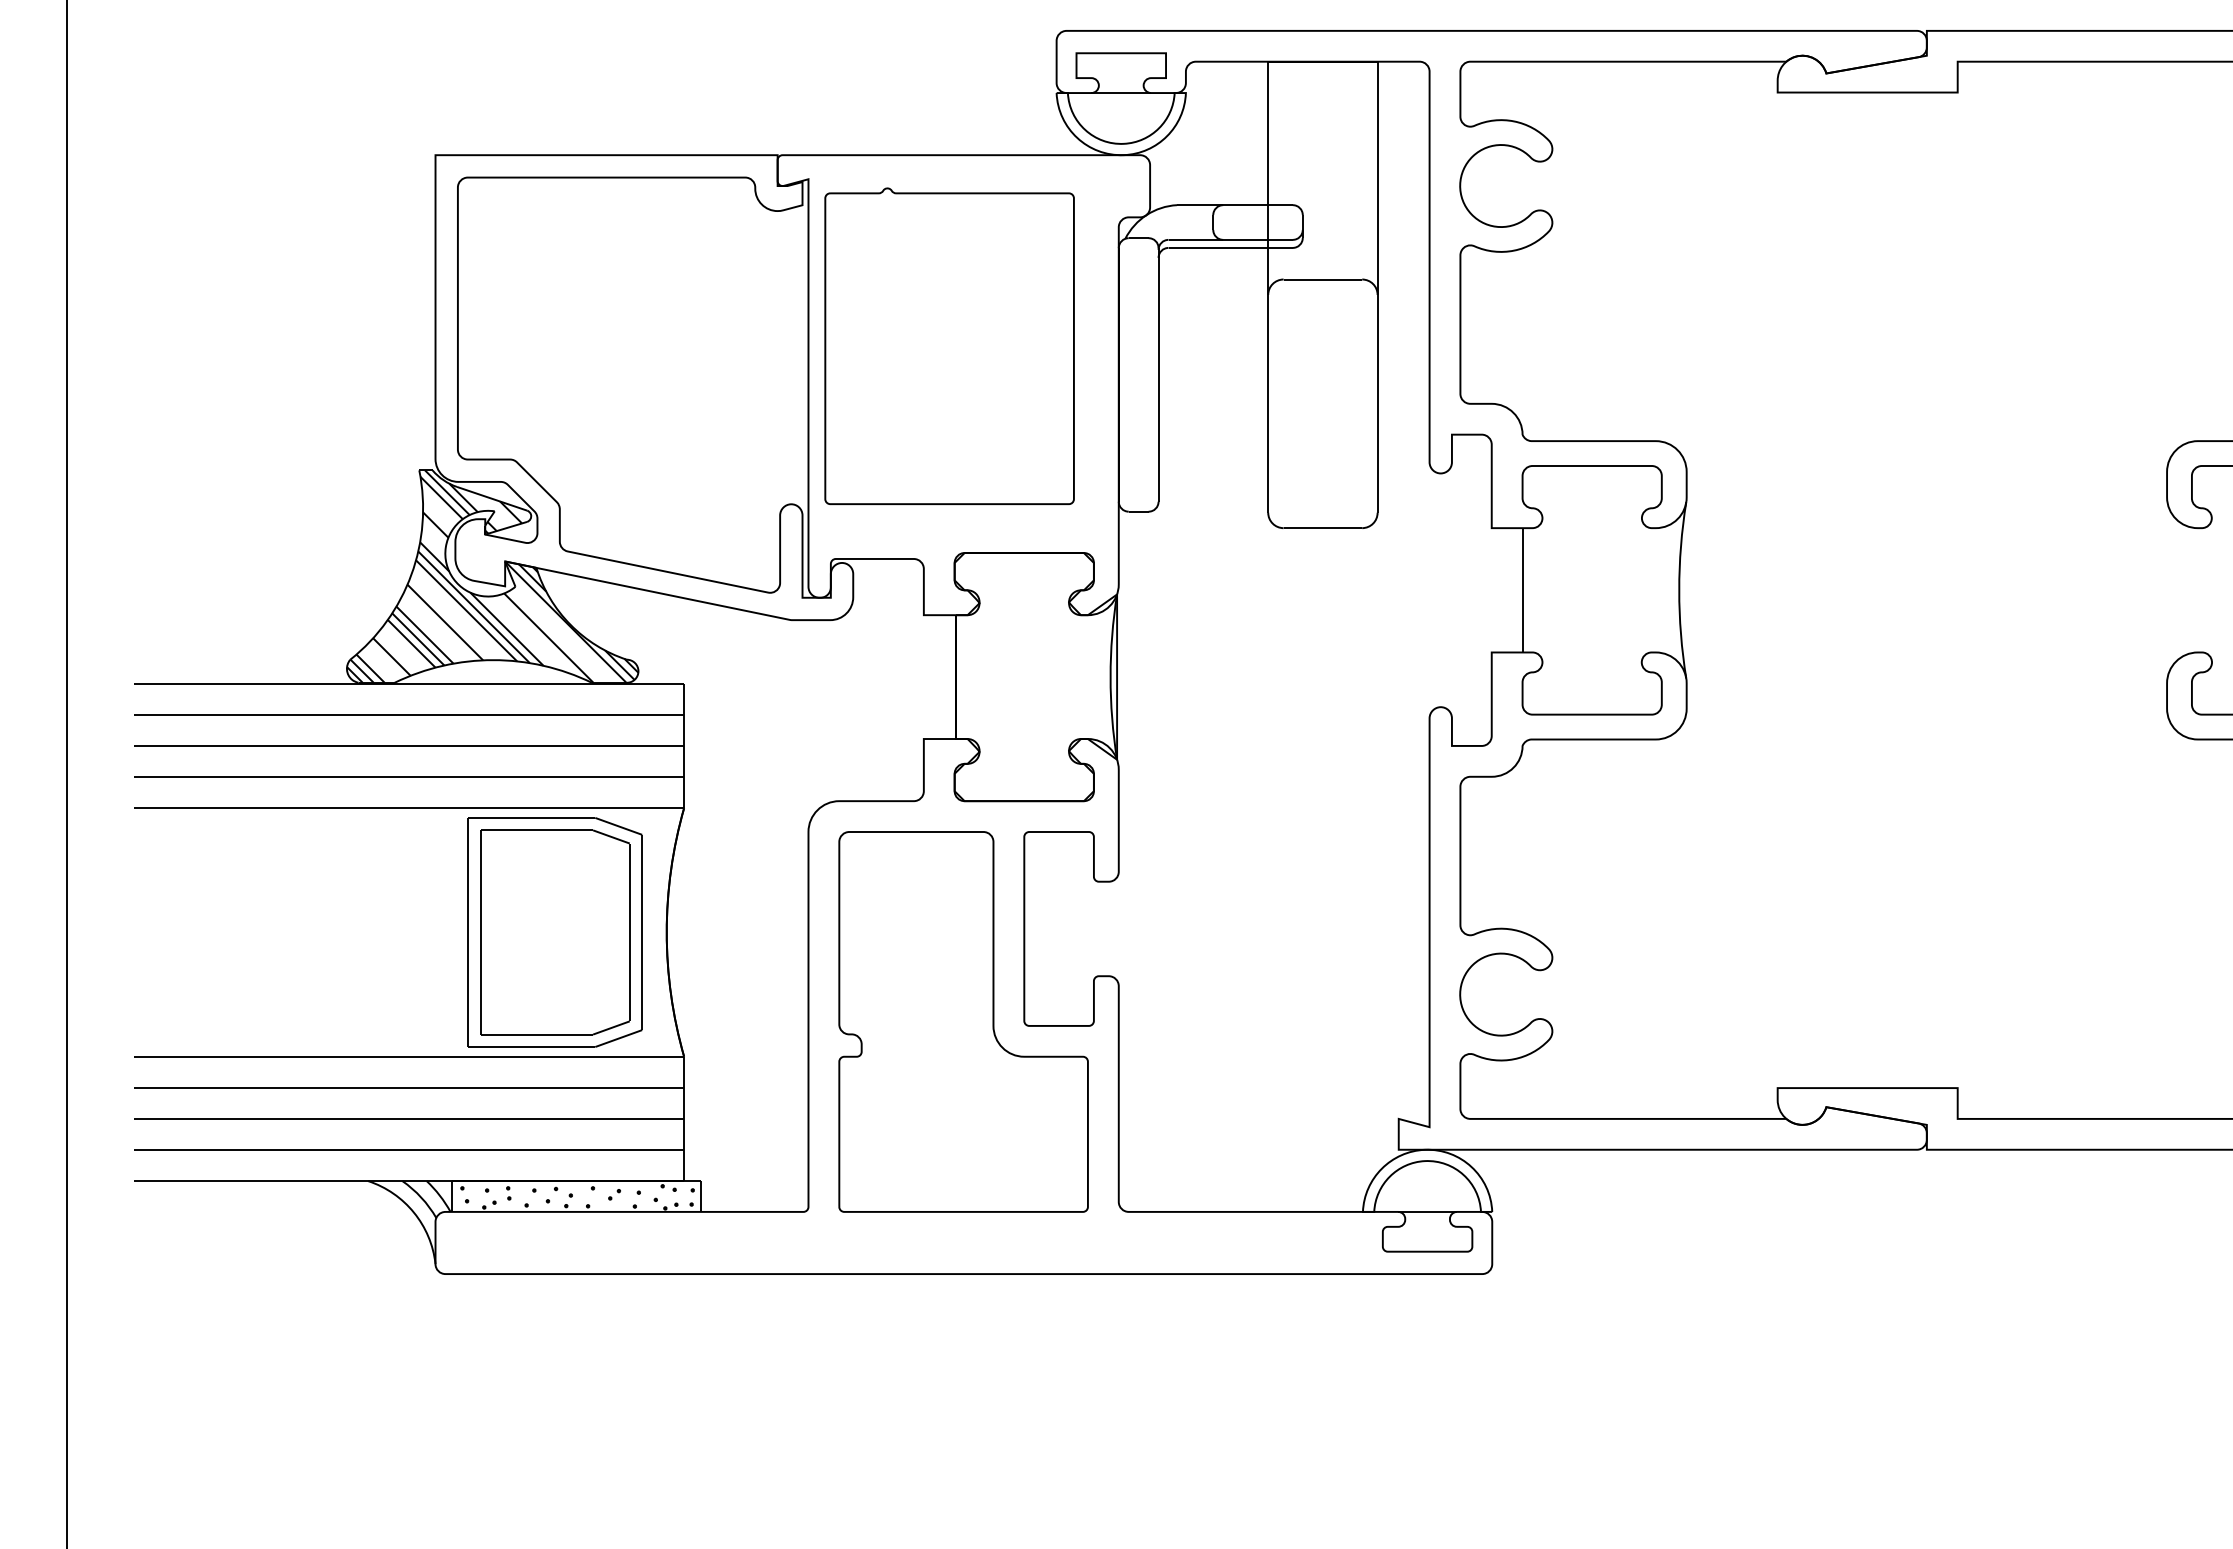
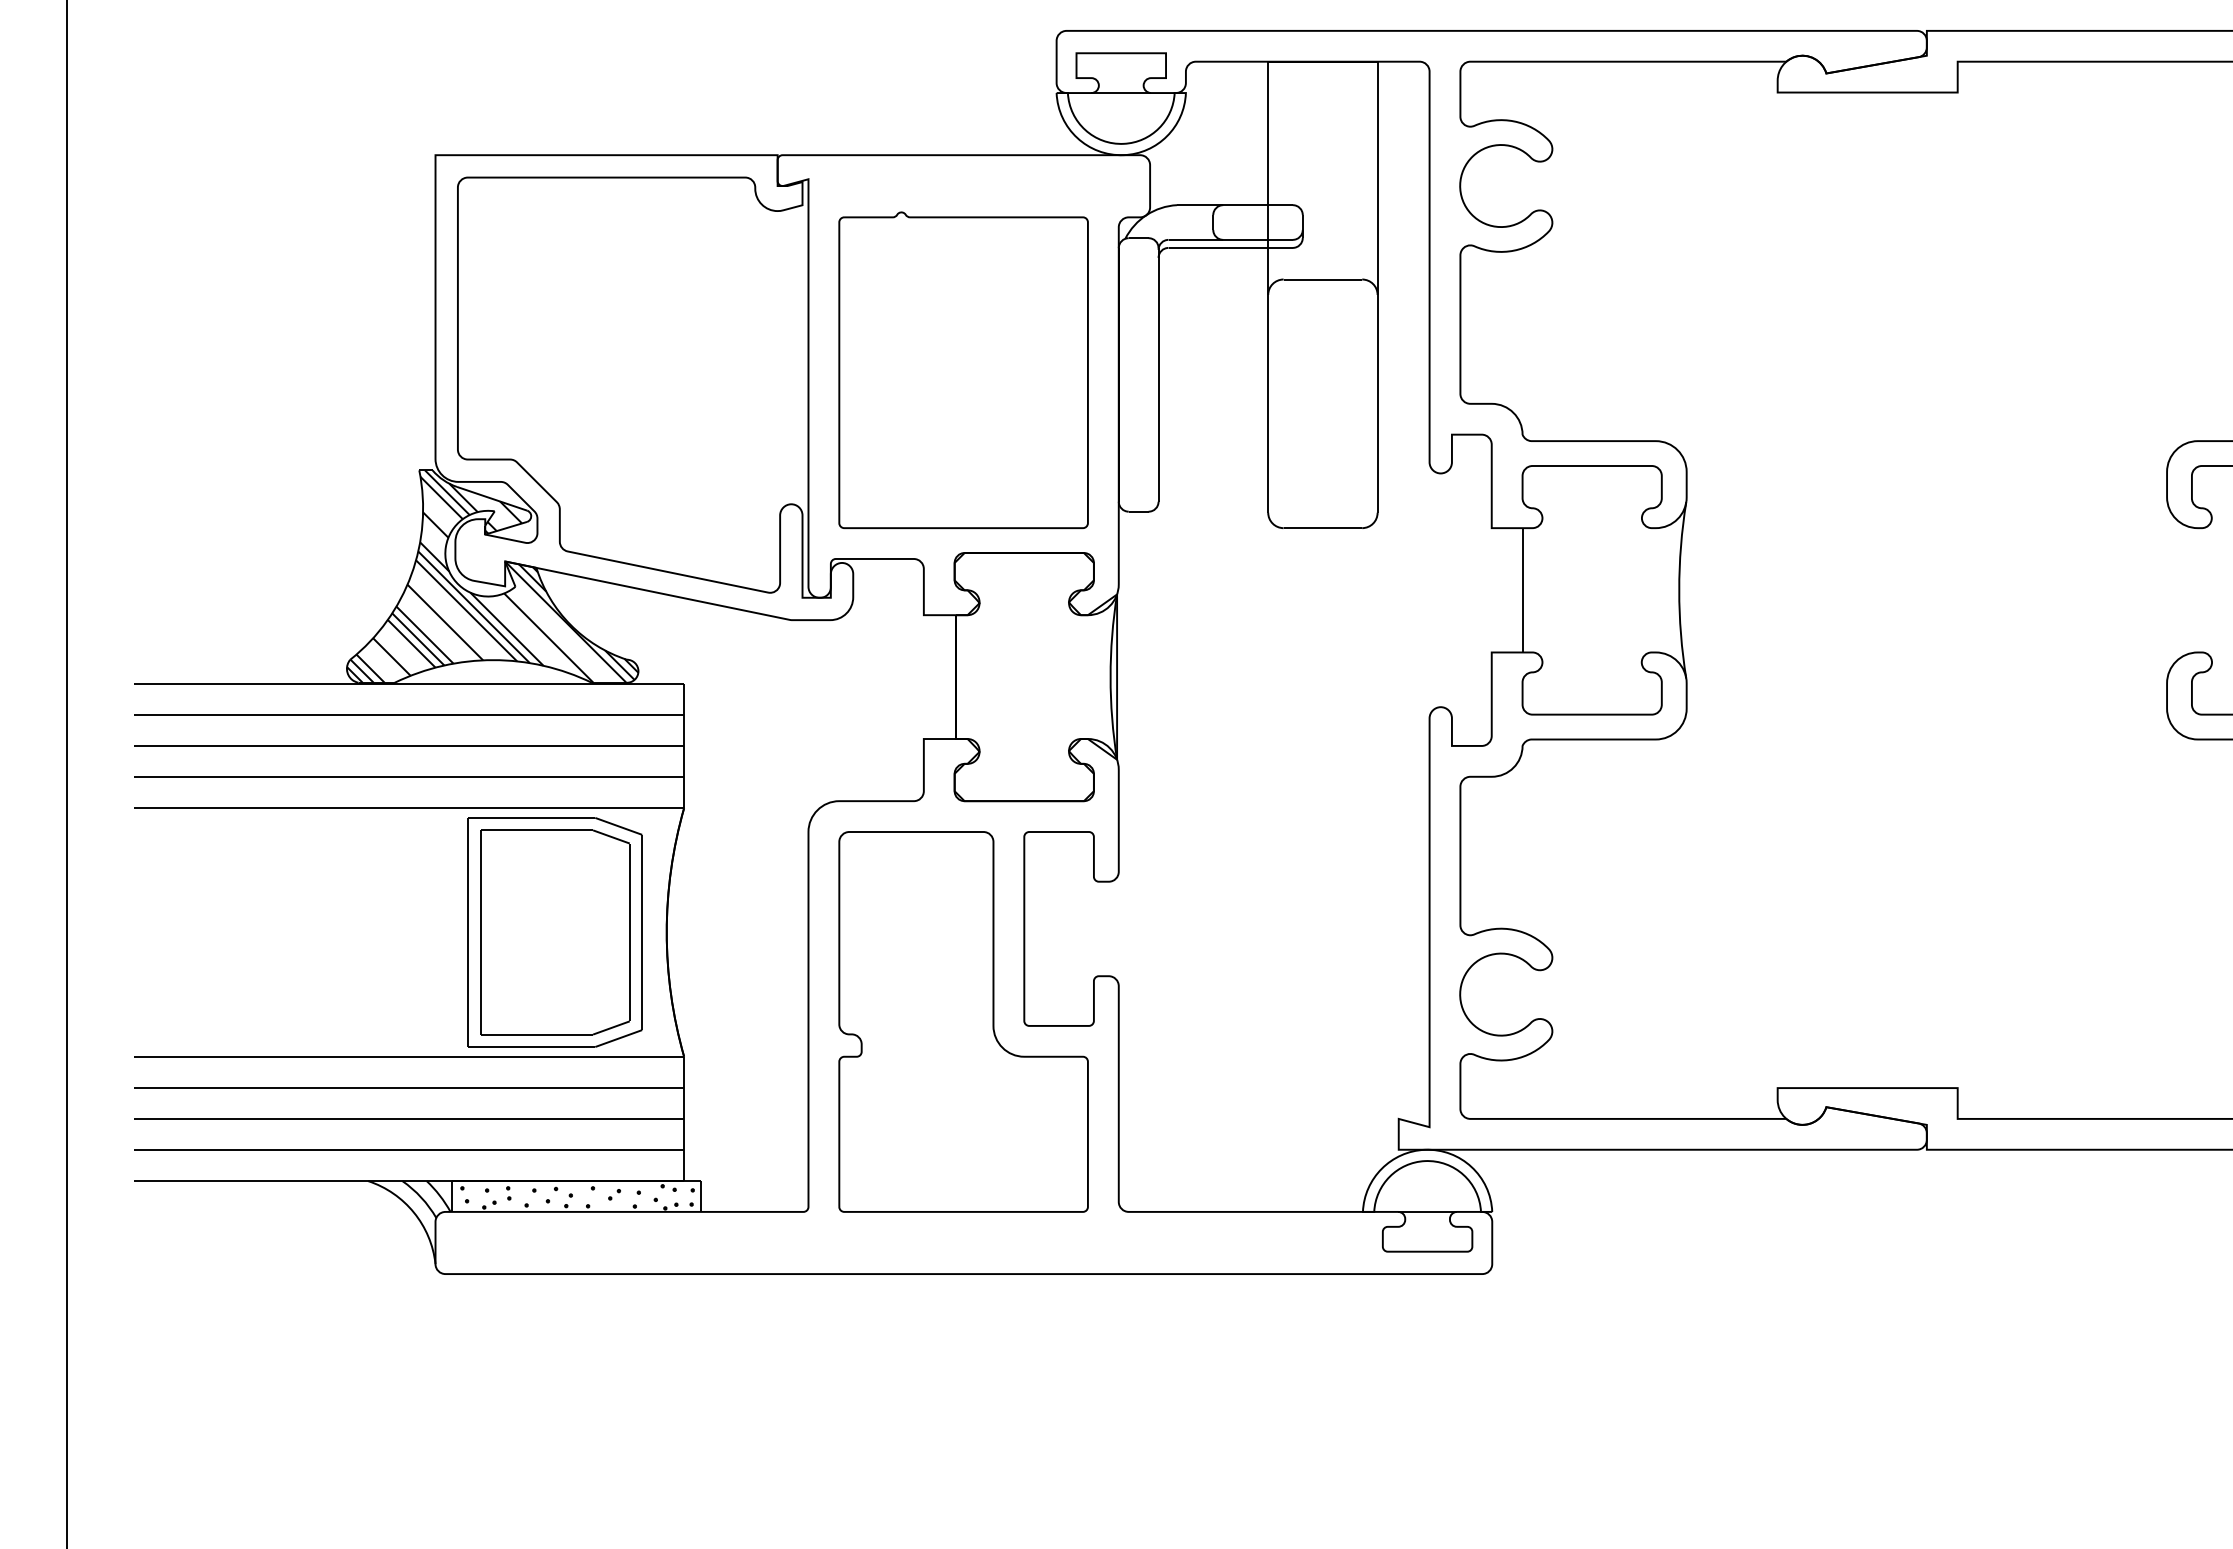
part position: (949, 345) -> (963, 369) (963, 369)
